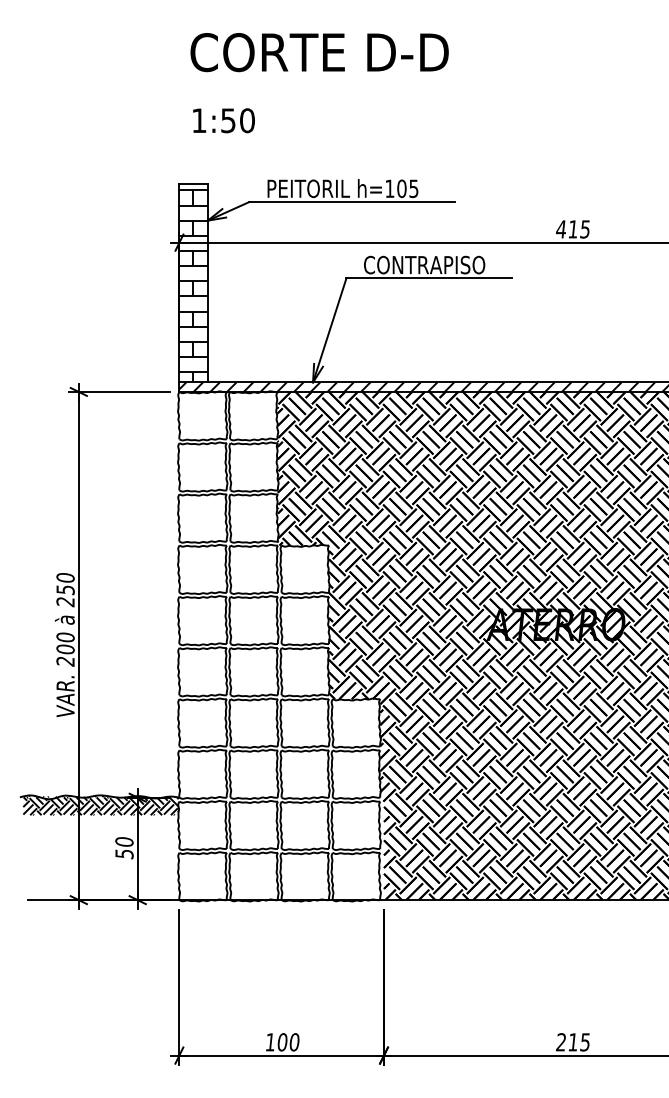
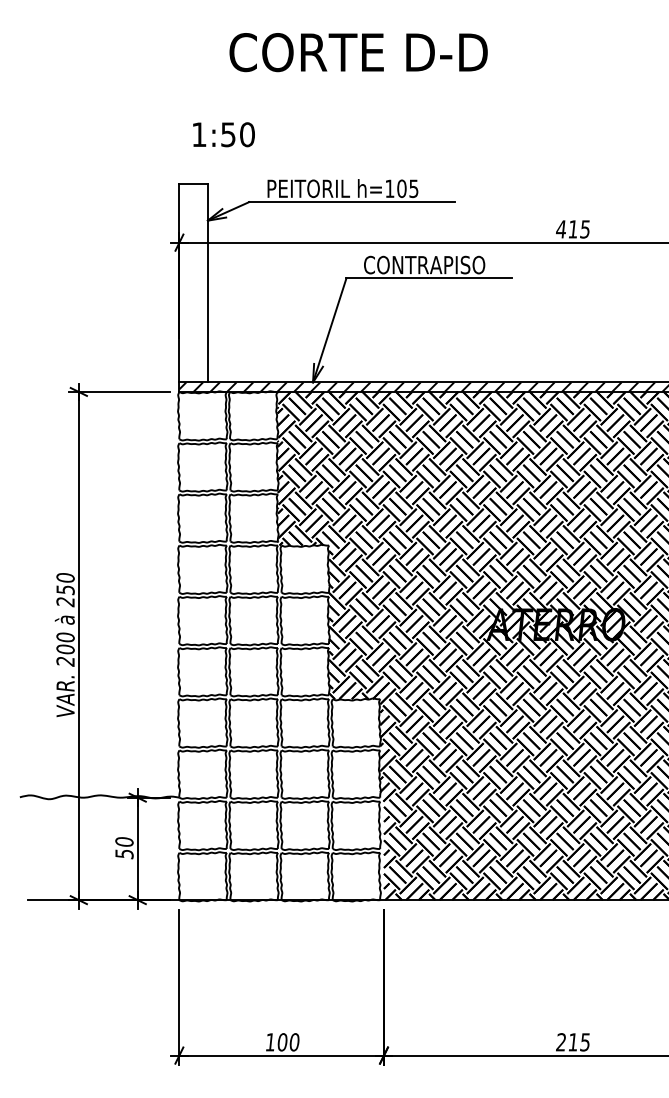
text position: (319, 52) -> (358, 52) (358, 52)
text position: (223, 120) -> (223, 134) (223, 134)
hatch: present -> none (193, 286)
hatch: present -> none (100, 805)
